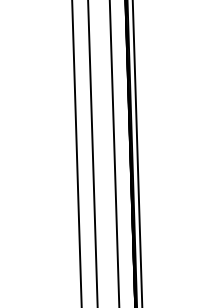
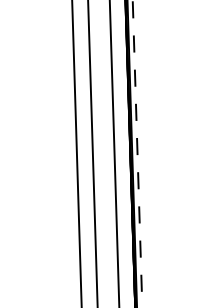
arc: solid -> dashed (137, 154)
